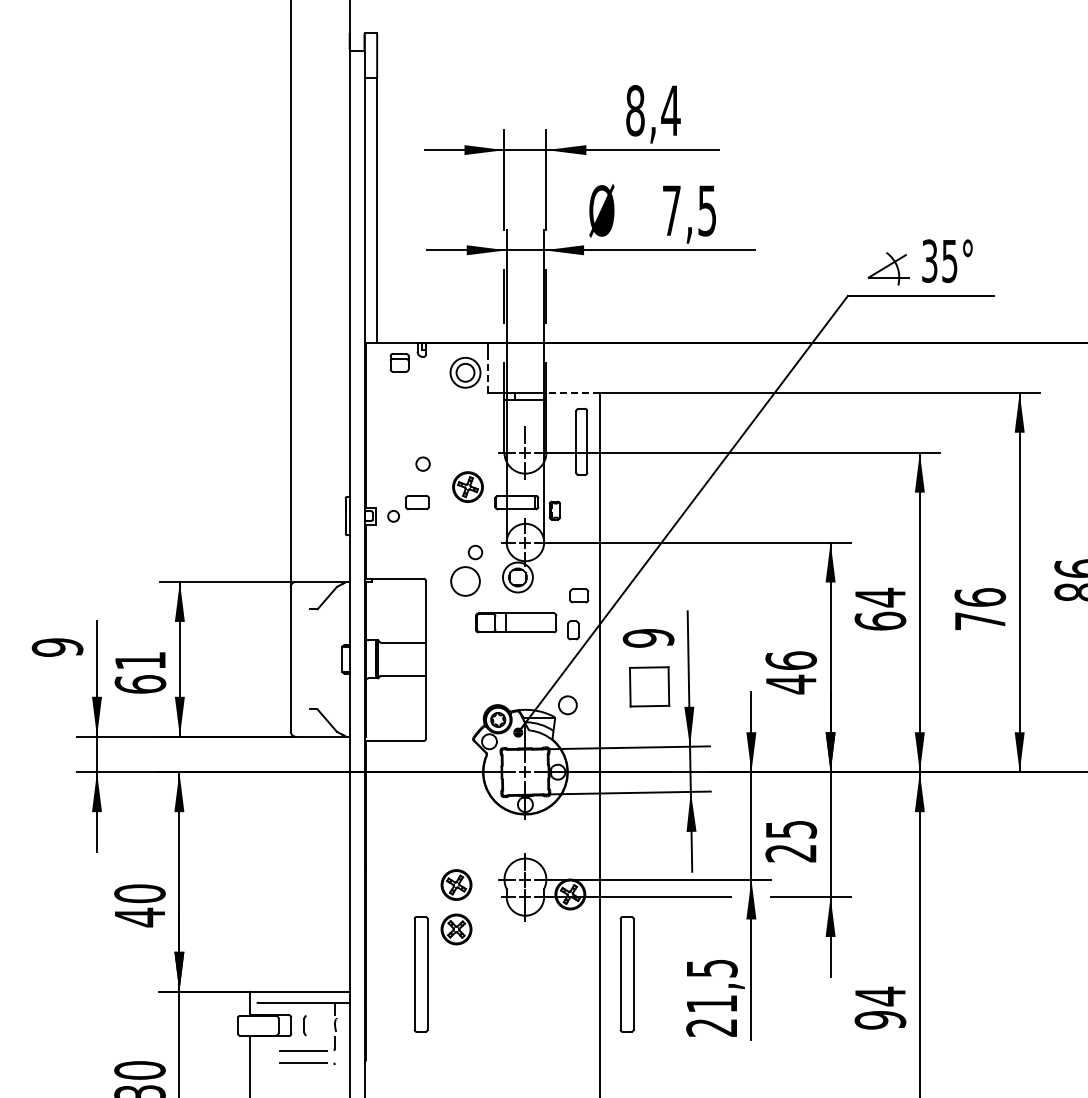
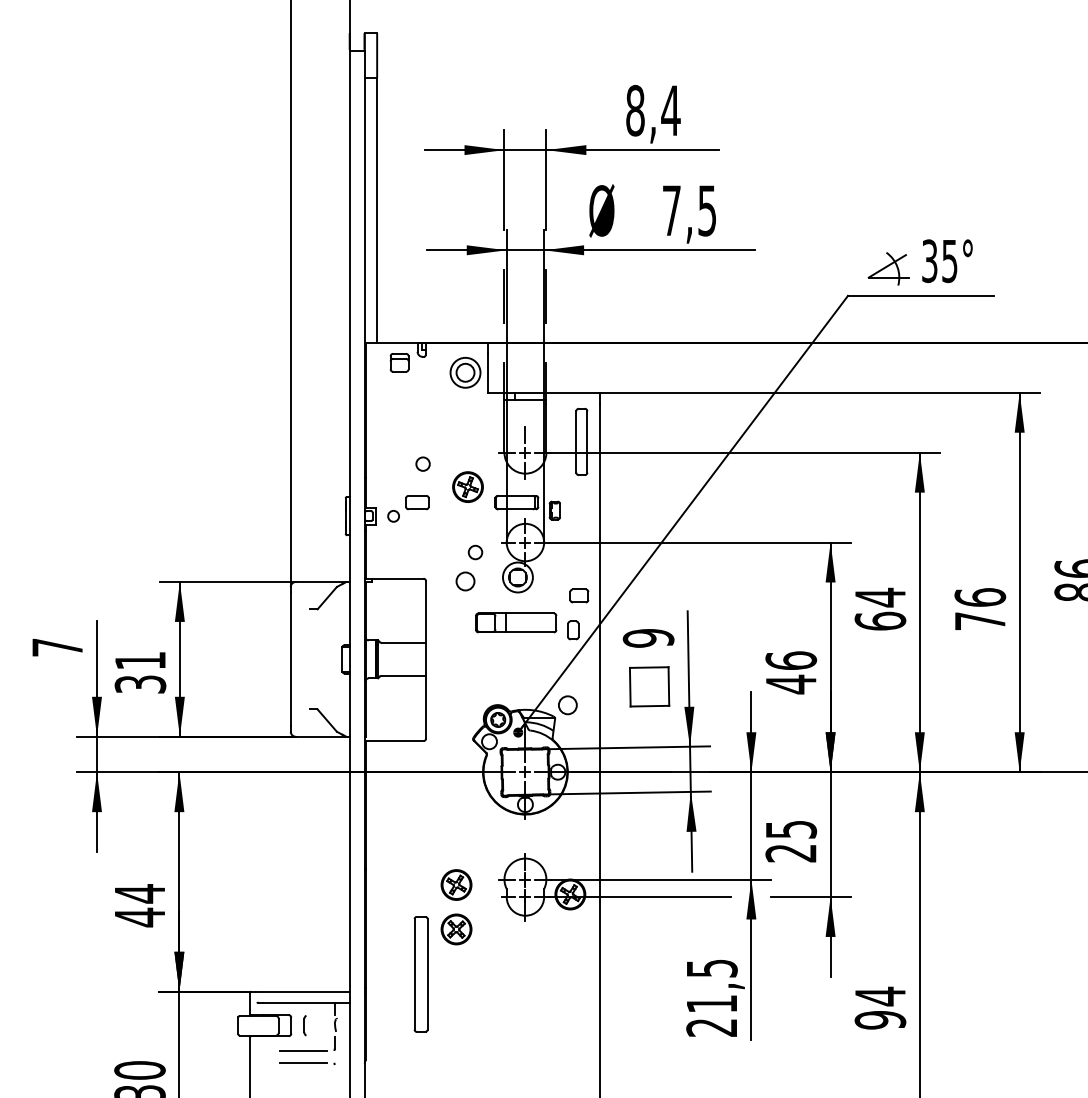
line: dashed -> solid (488, 373)
line: dashed -> solid (573, 392)
circle diameter: 29 px -> 18 px (465, 581)
text: 9 -> 7 (57, 647)
text: 61 -> 31 (140, 684)
text: 40 -> 44 (139, 893)
part: present -> none (626, 974)
